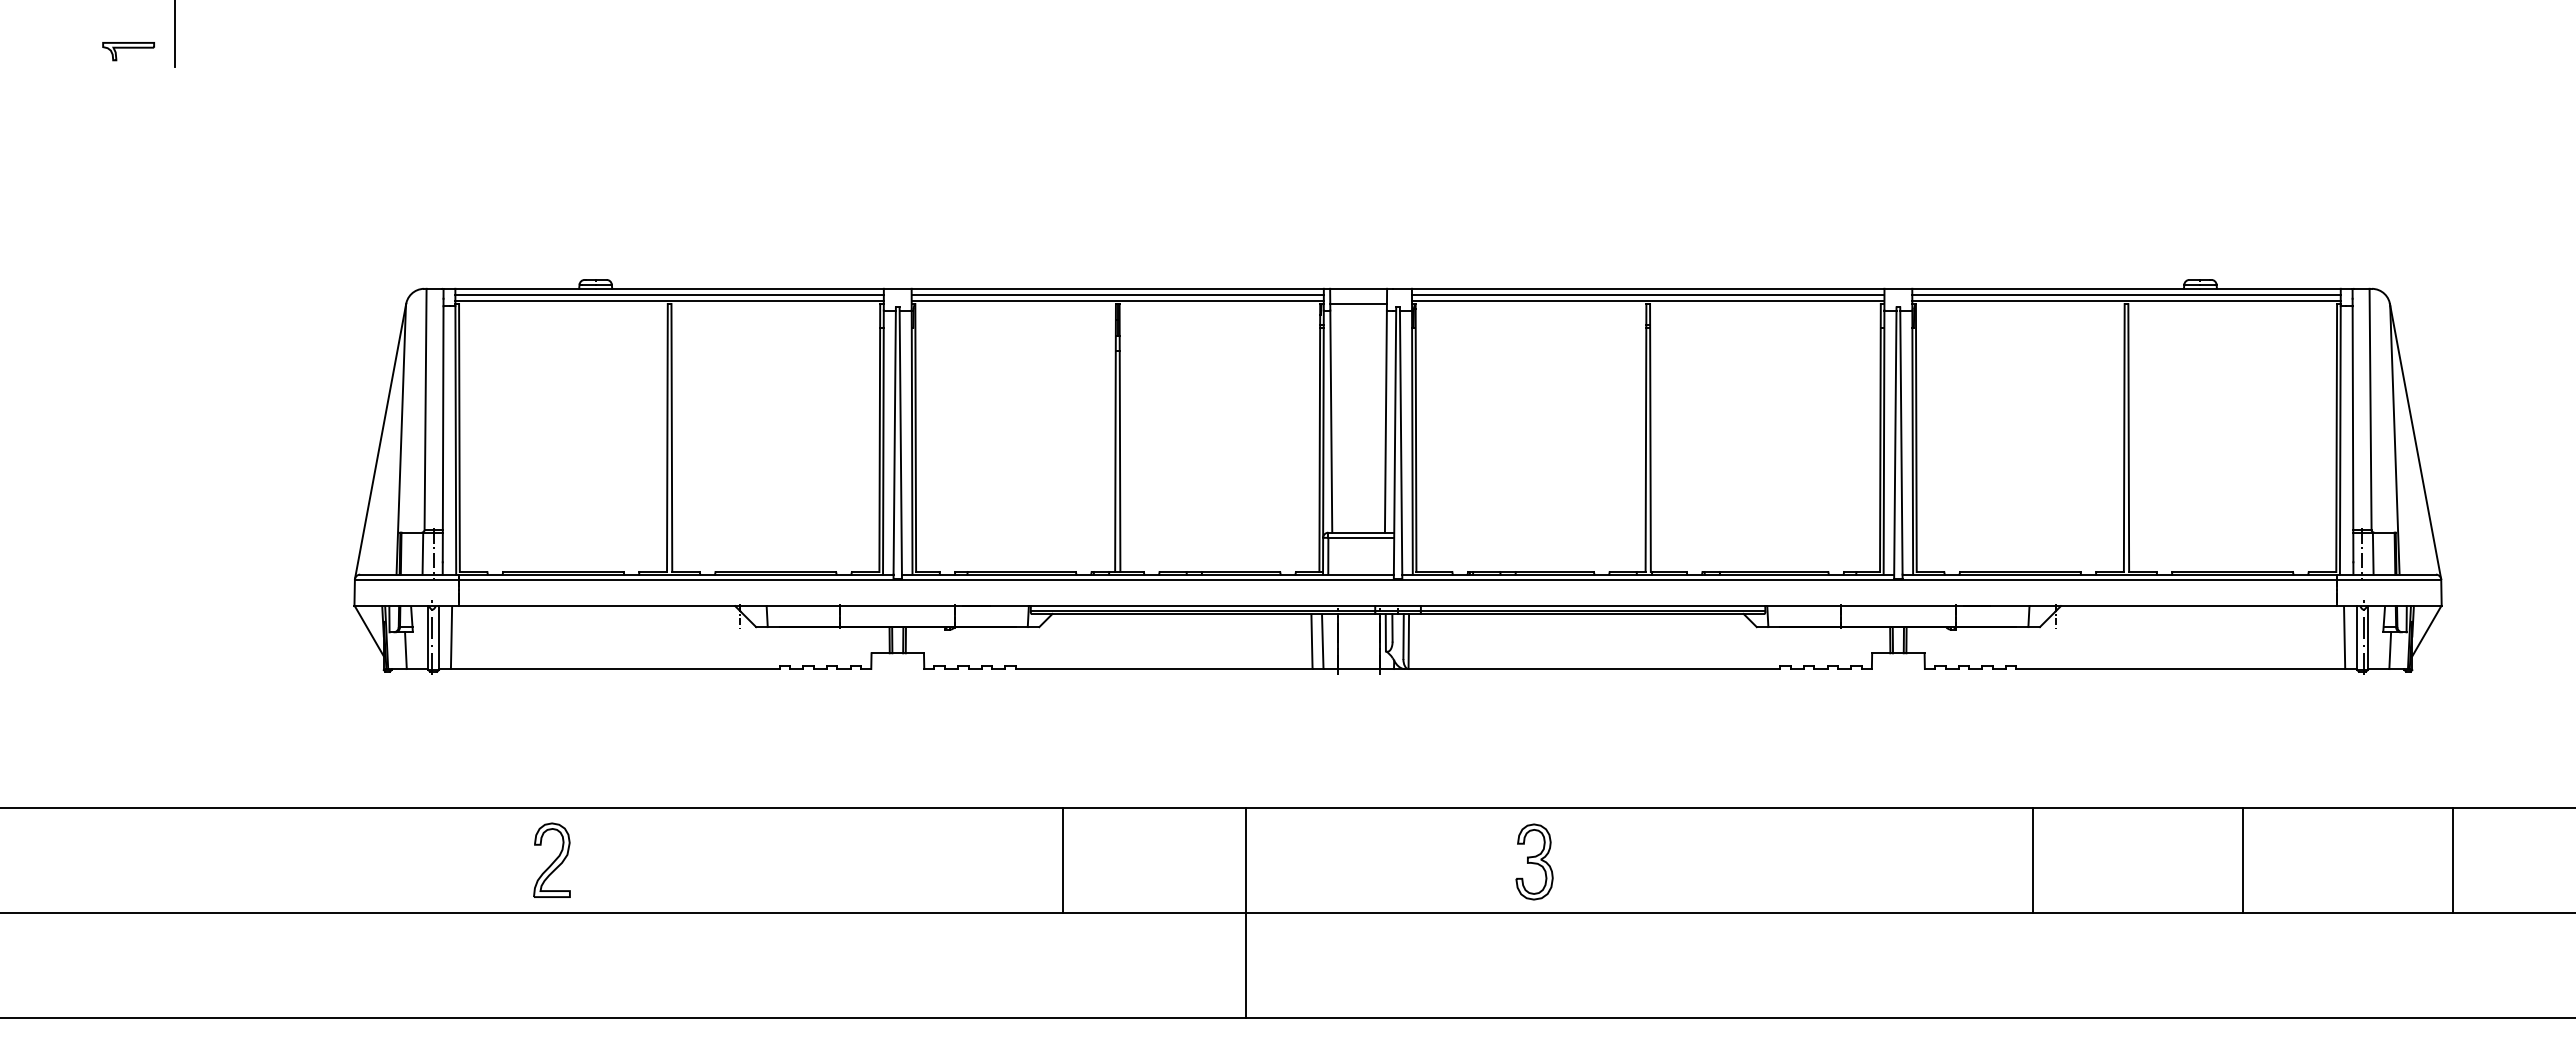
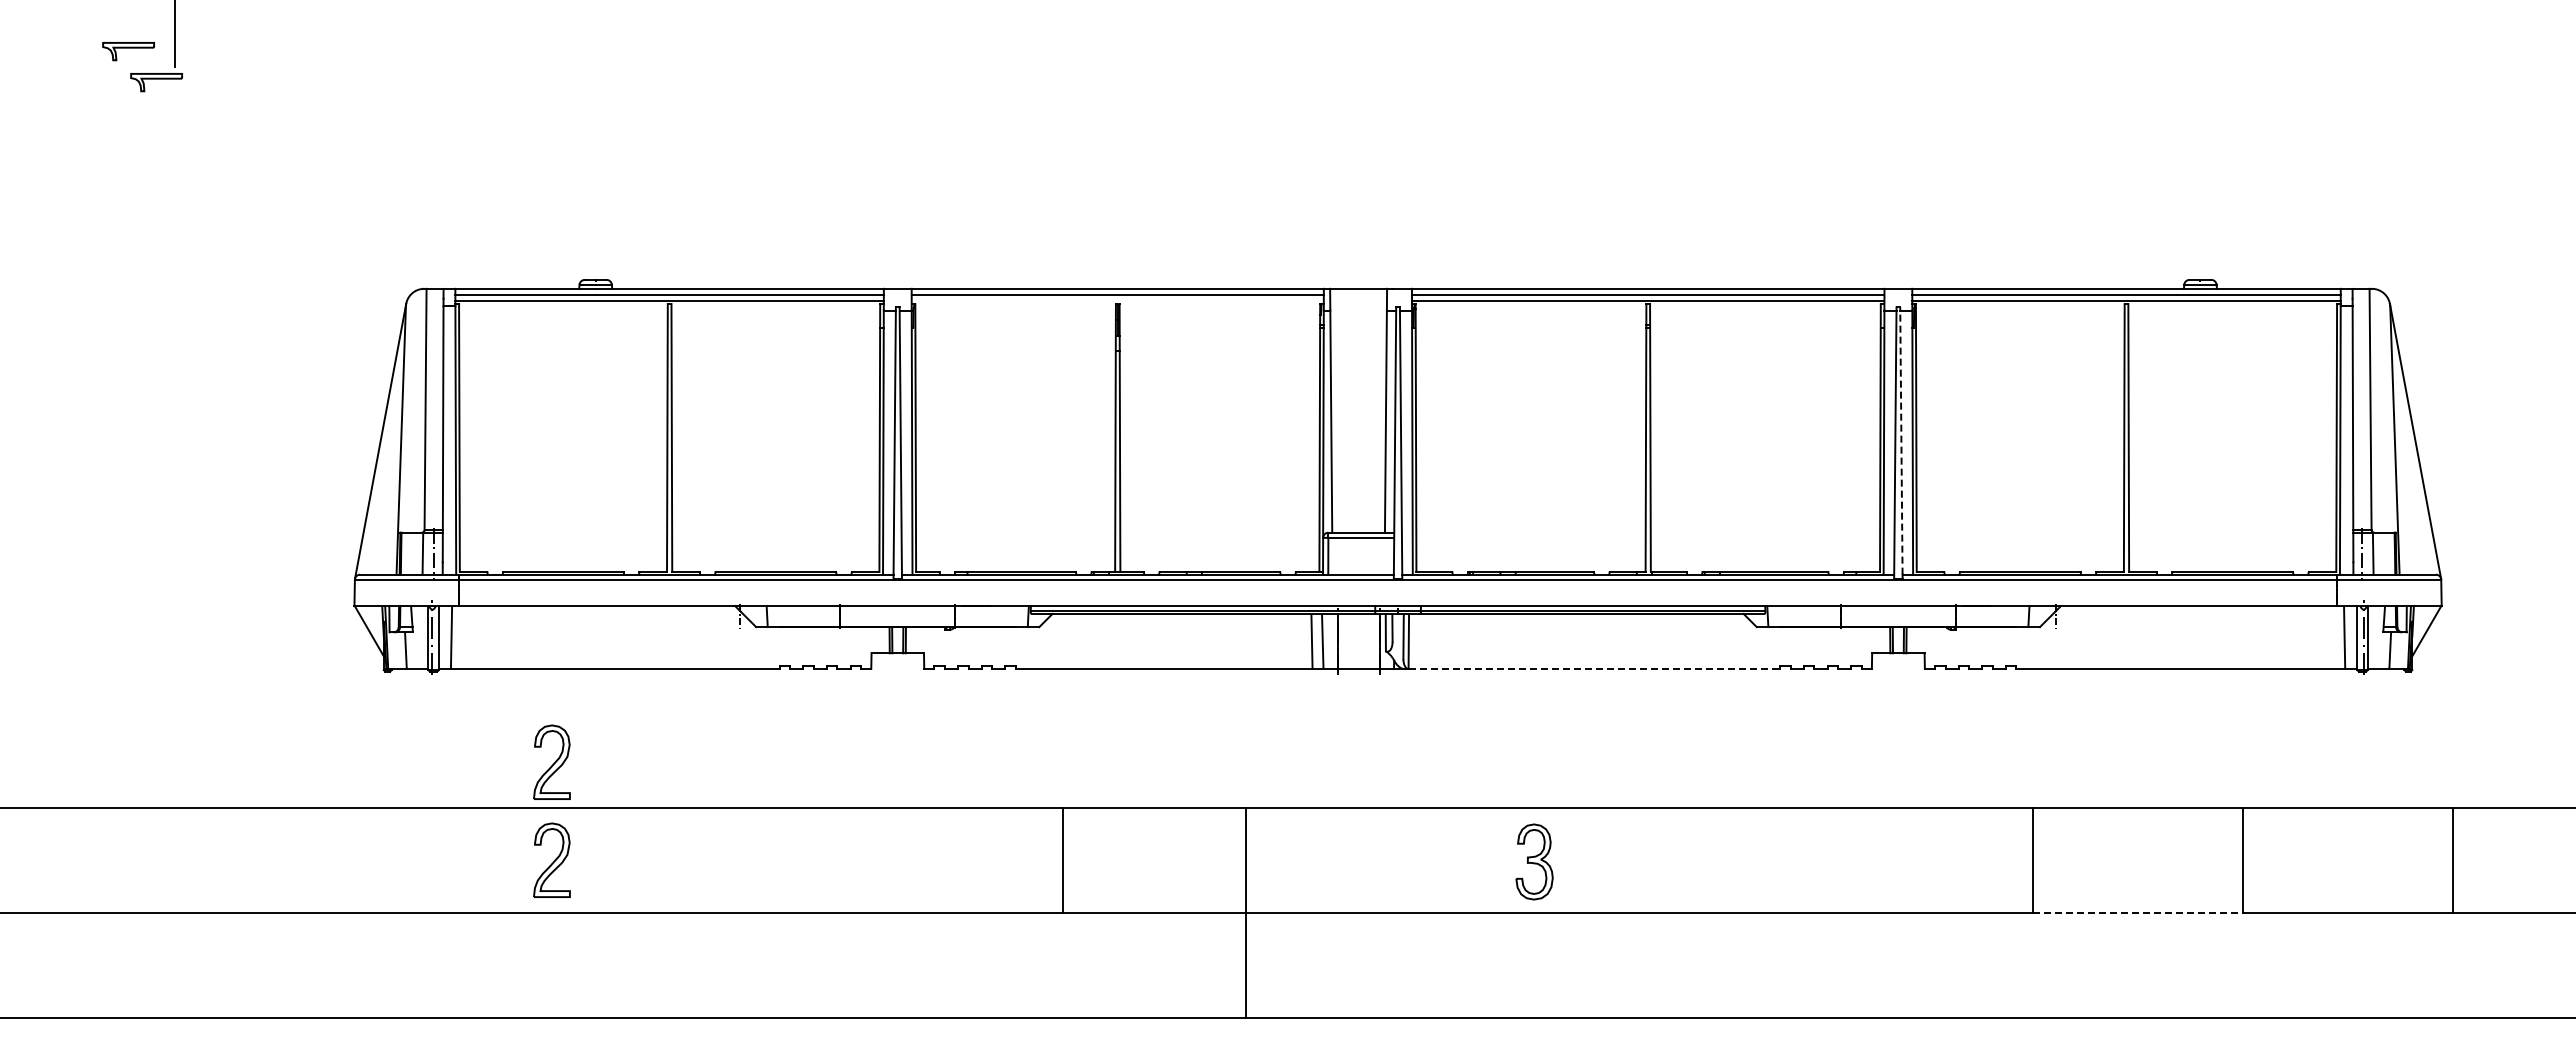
part: none -> present (156, 82)
line: present -> none (1117, 301)
line: present -> none (1358, 304)
line: solid -> dashed (1901, 441)
line: solid -> dashed (1594, 669)
part: none -> present (551, 761)
line: solid -> dashed (2138, 912)
